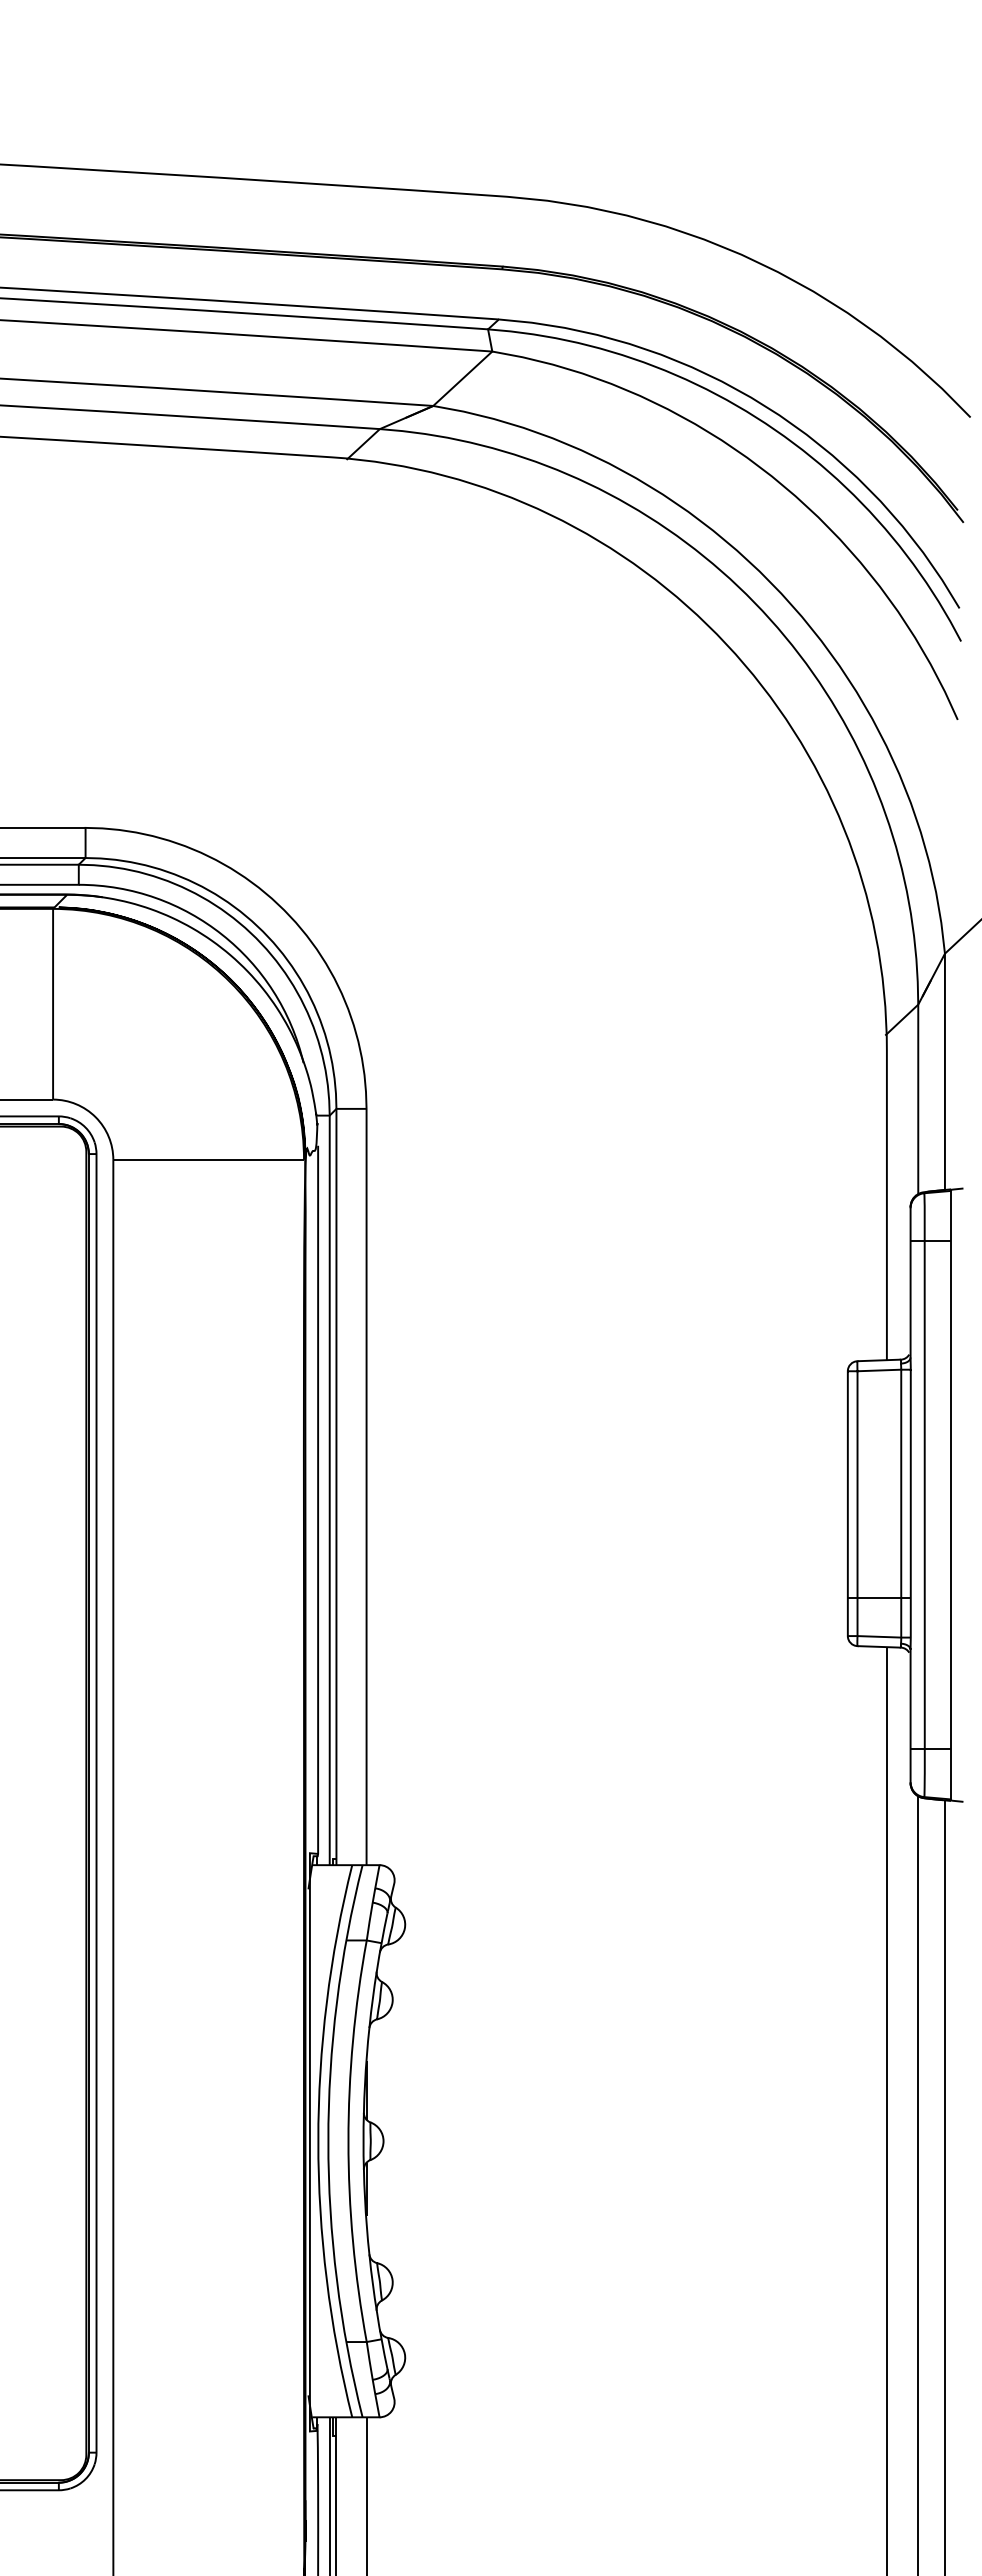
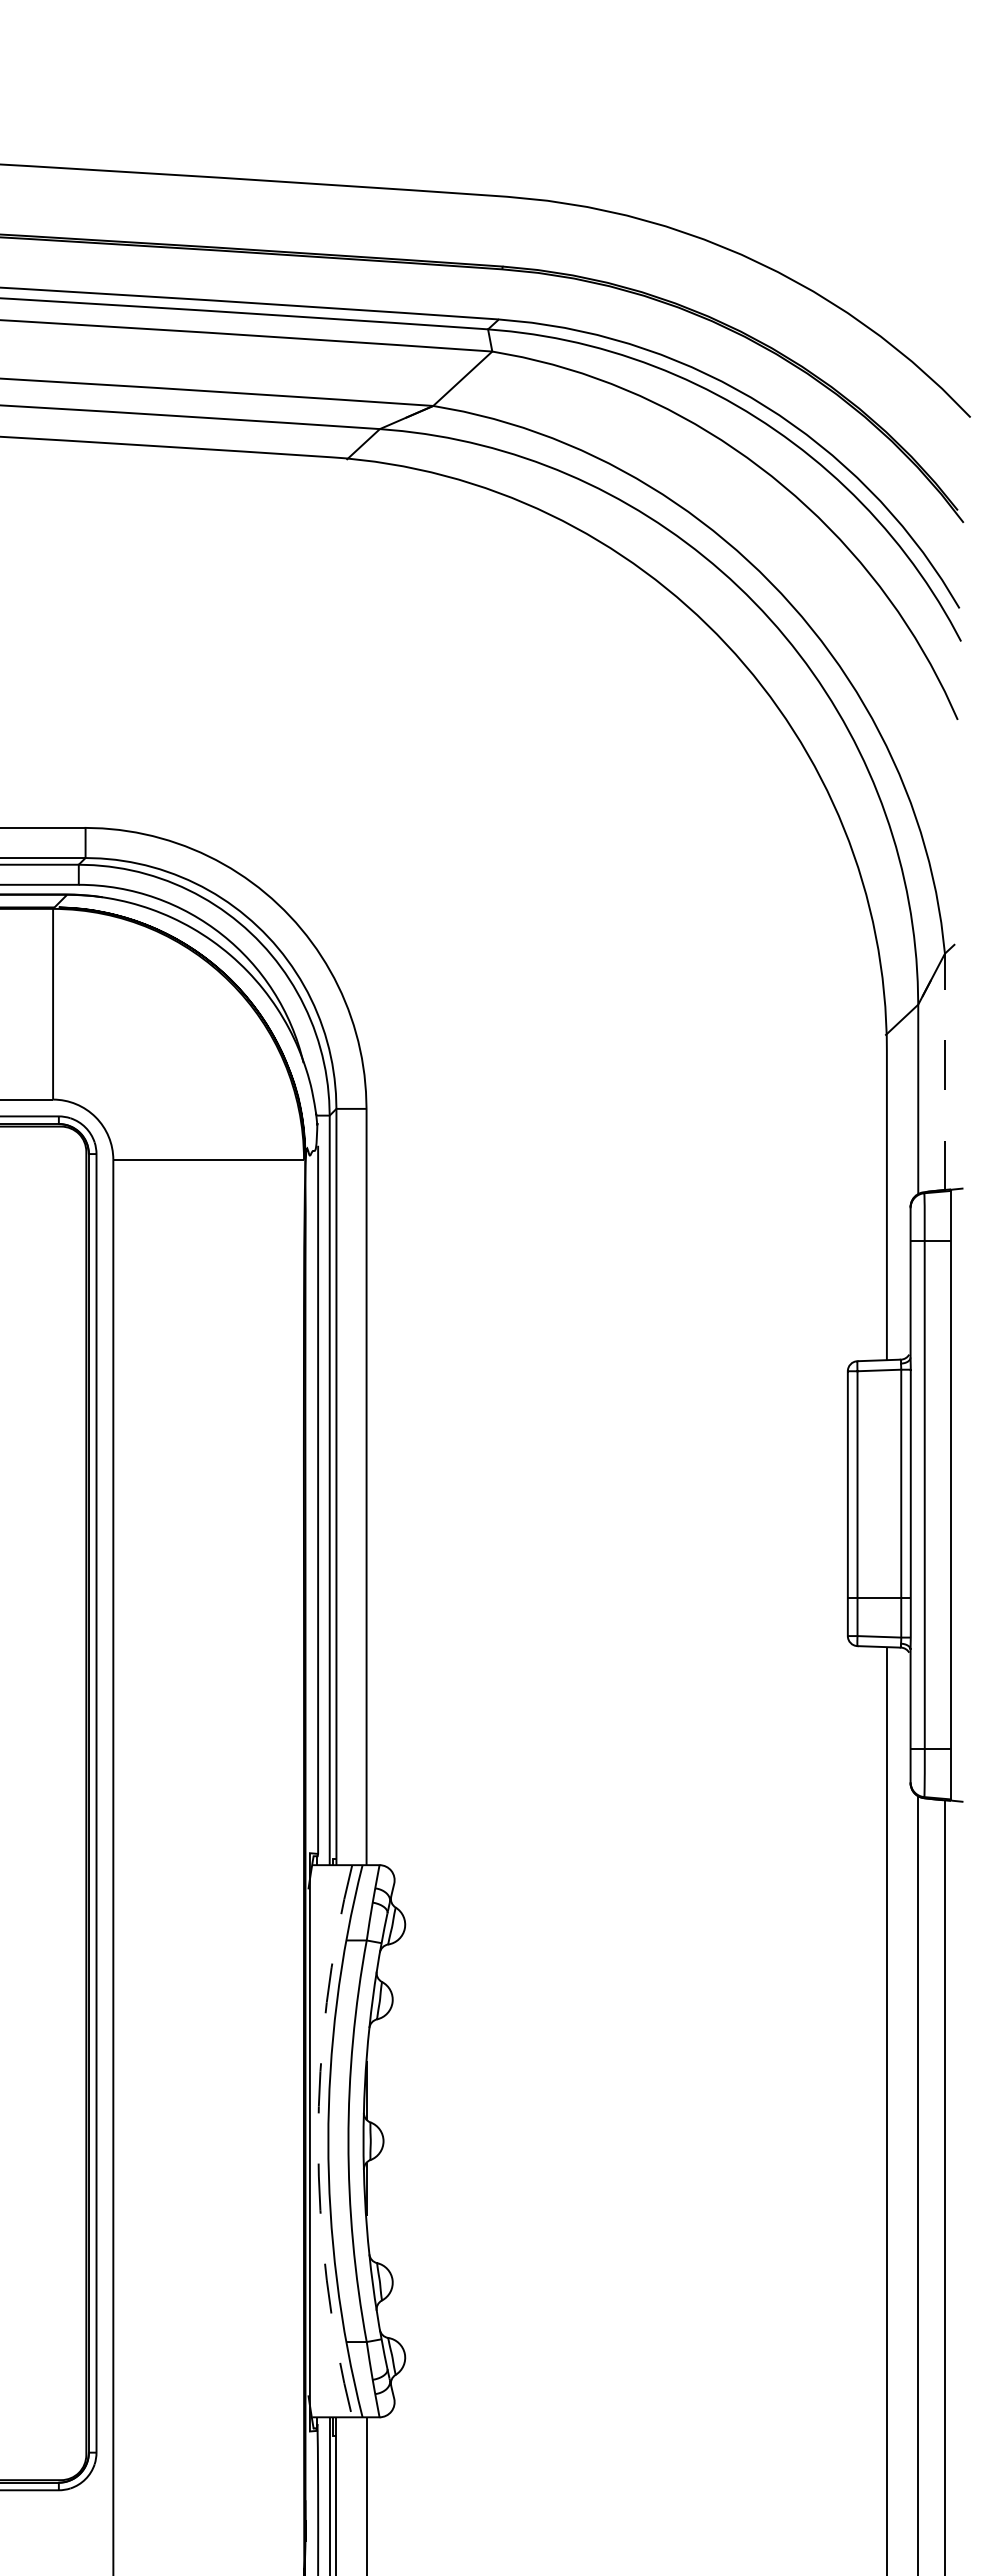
line: solid -> dashed (944, 1046)
line: solid -> dashed (318, 2141)
